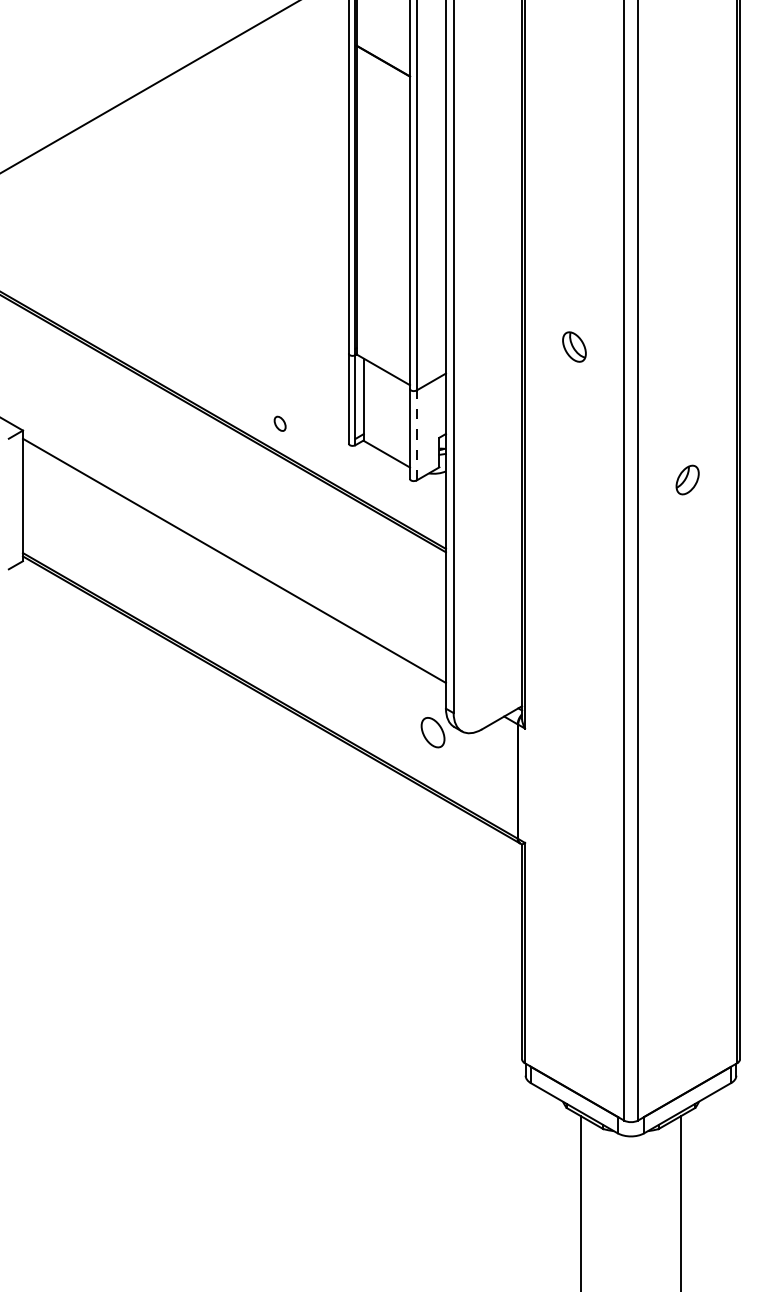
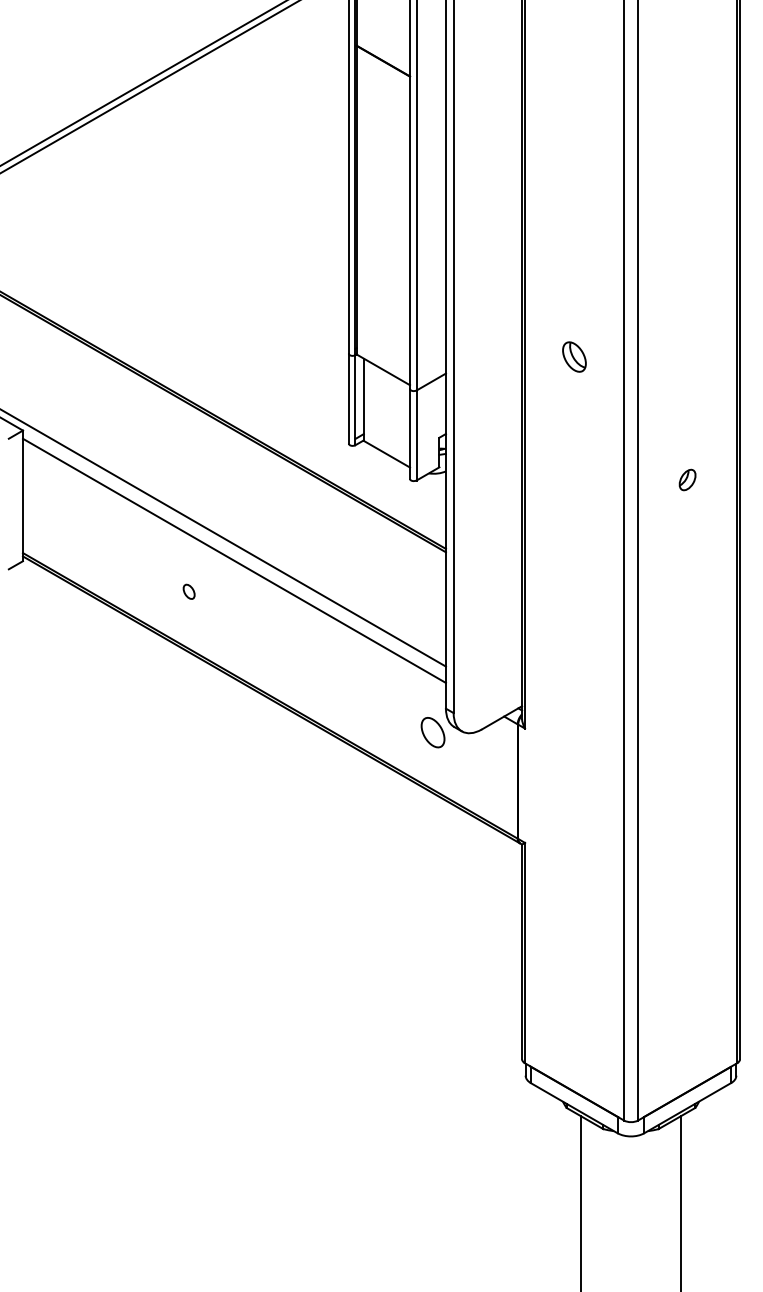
line: none -> present (142, 83)
part position: (574, 346) -> (574, 356) (574, 356)
part position: (279, 423) -> (188, 591) (188, 591)
line: dashed -> solid (416, 435)
part size: 25x32 px -> 19x24 px (687, 479)
line: none -> present (223, 538)
